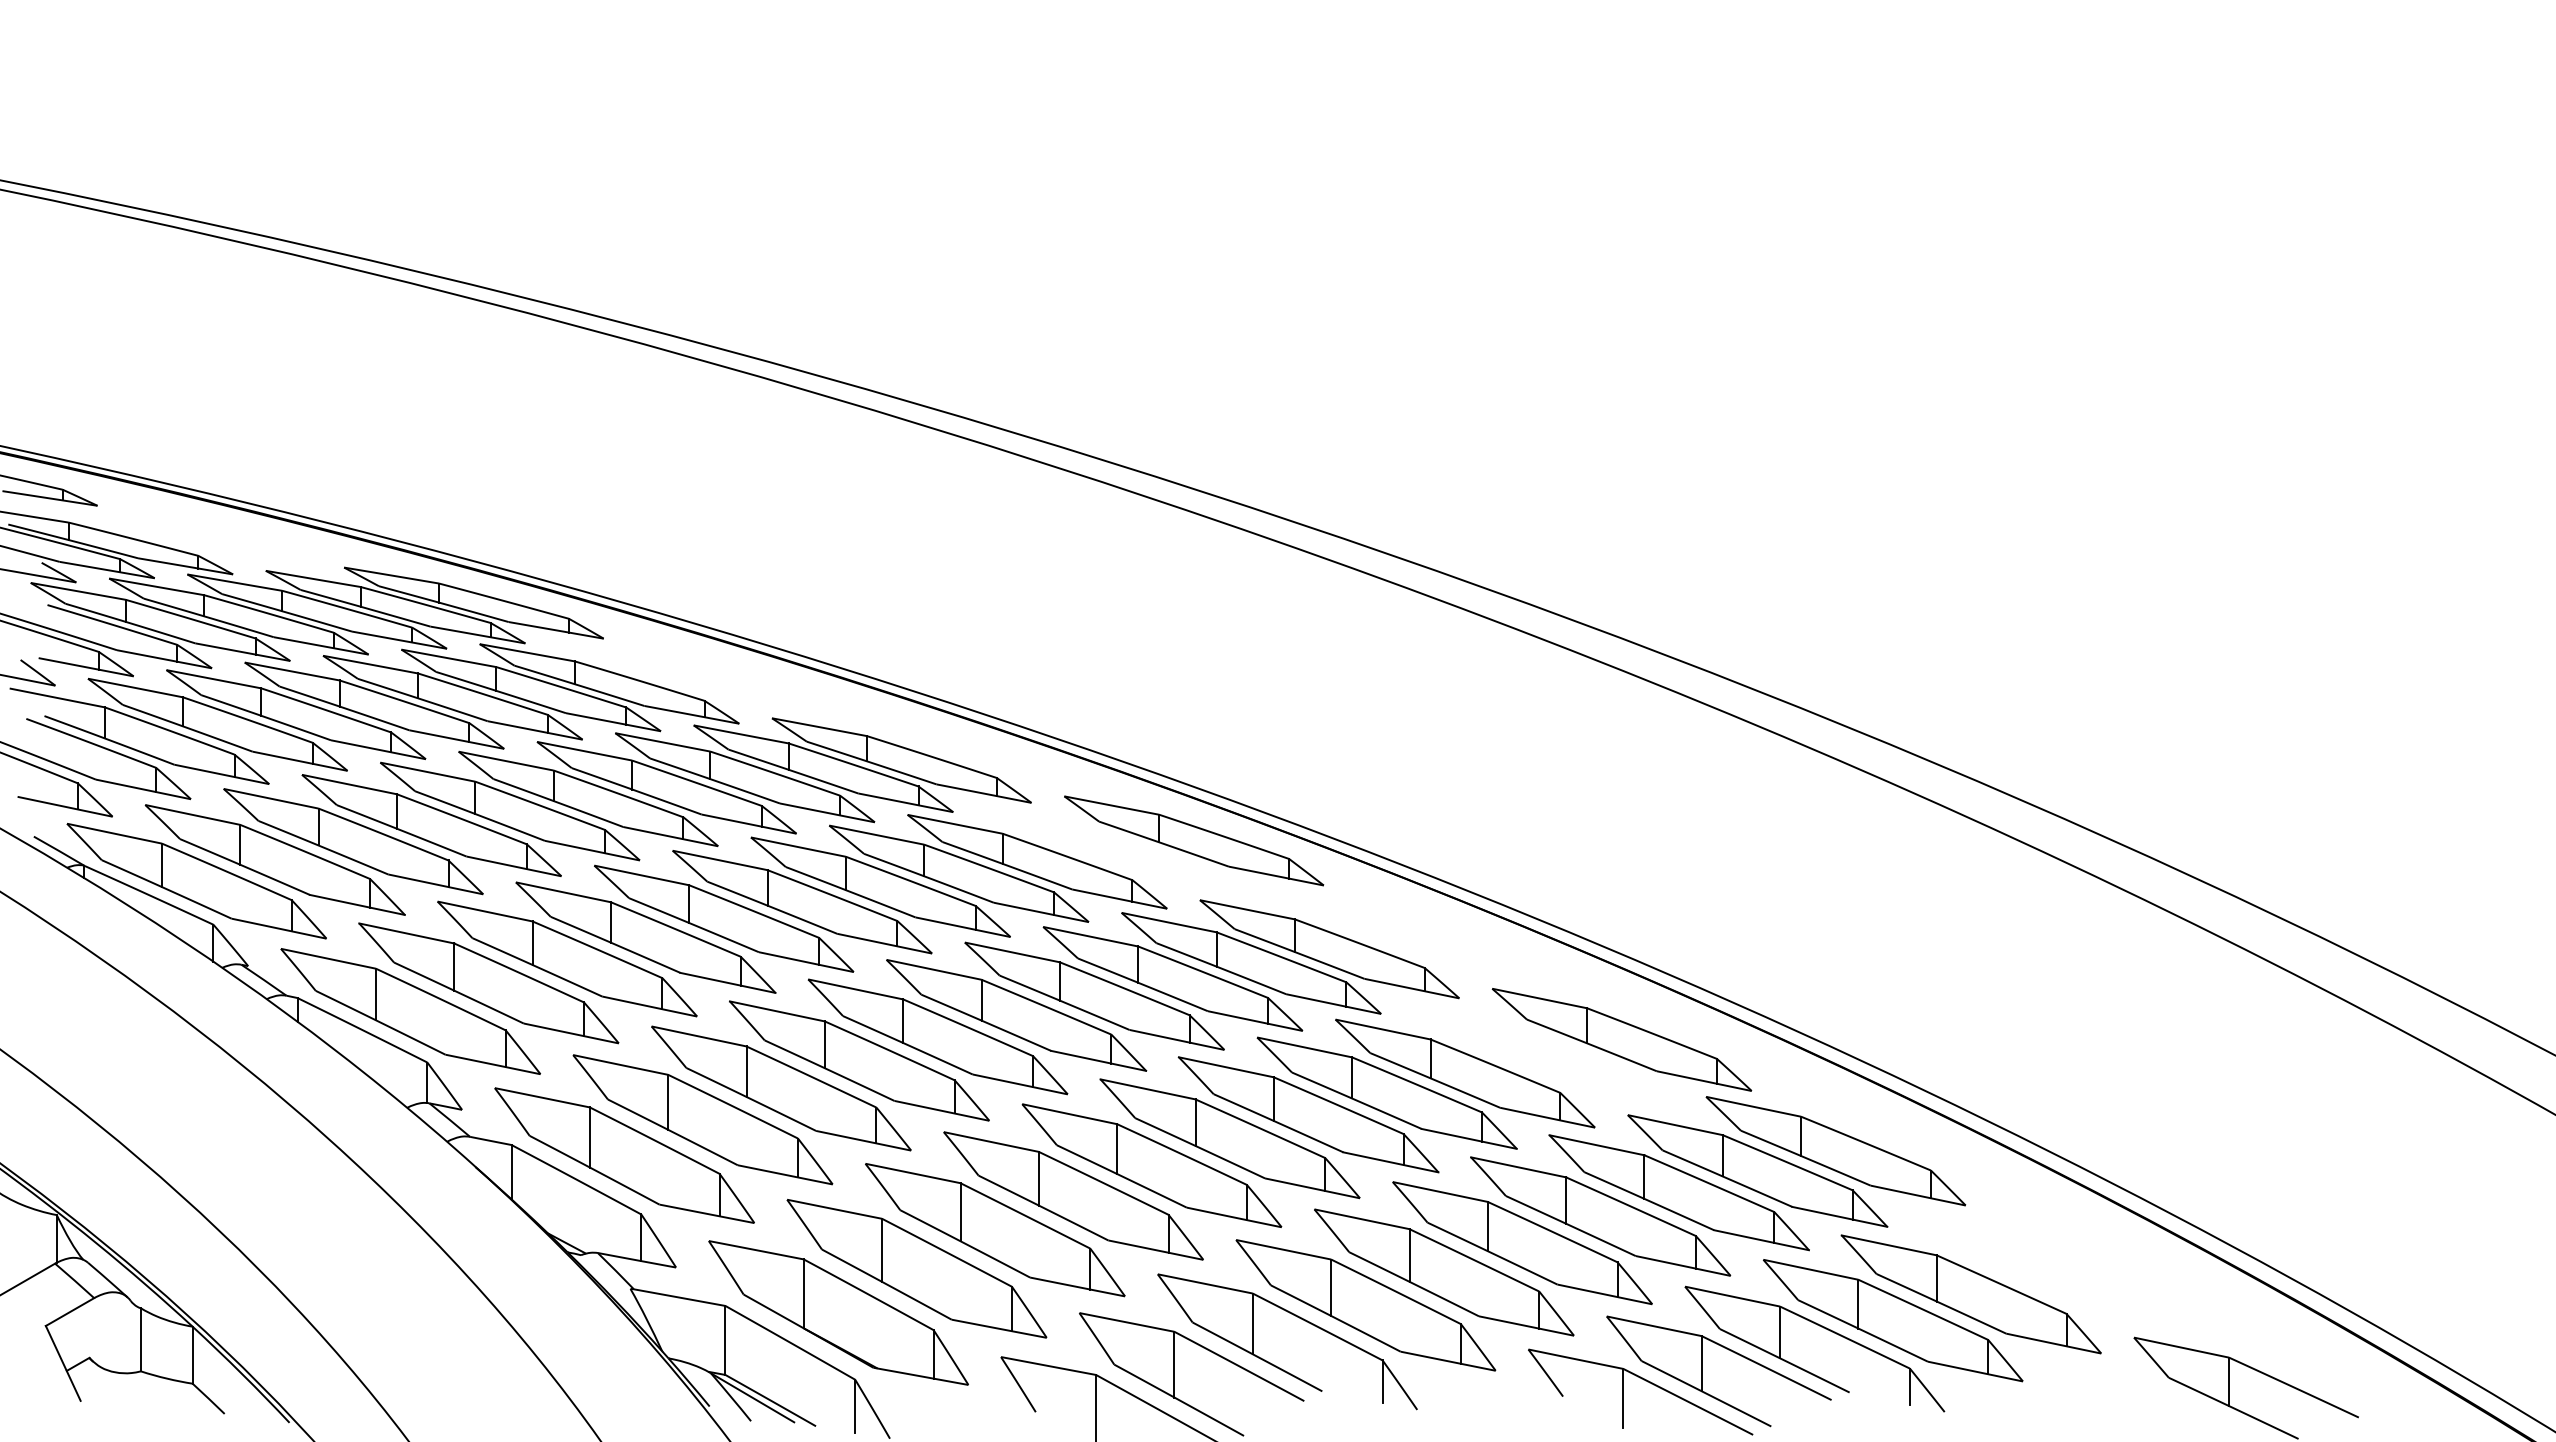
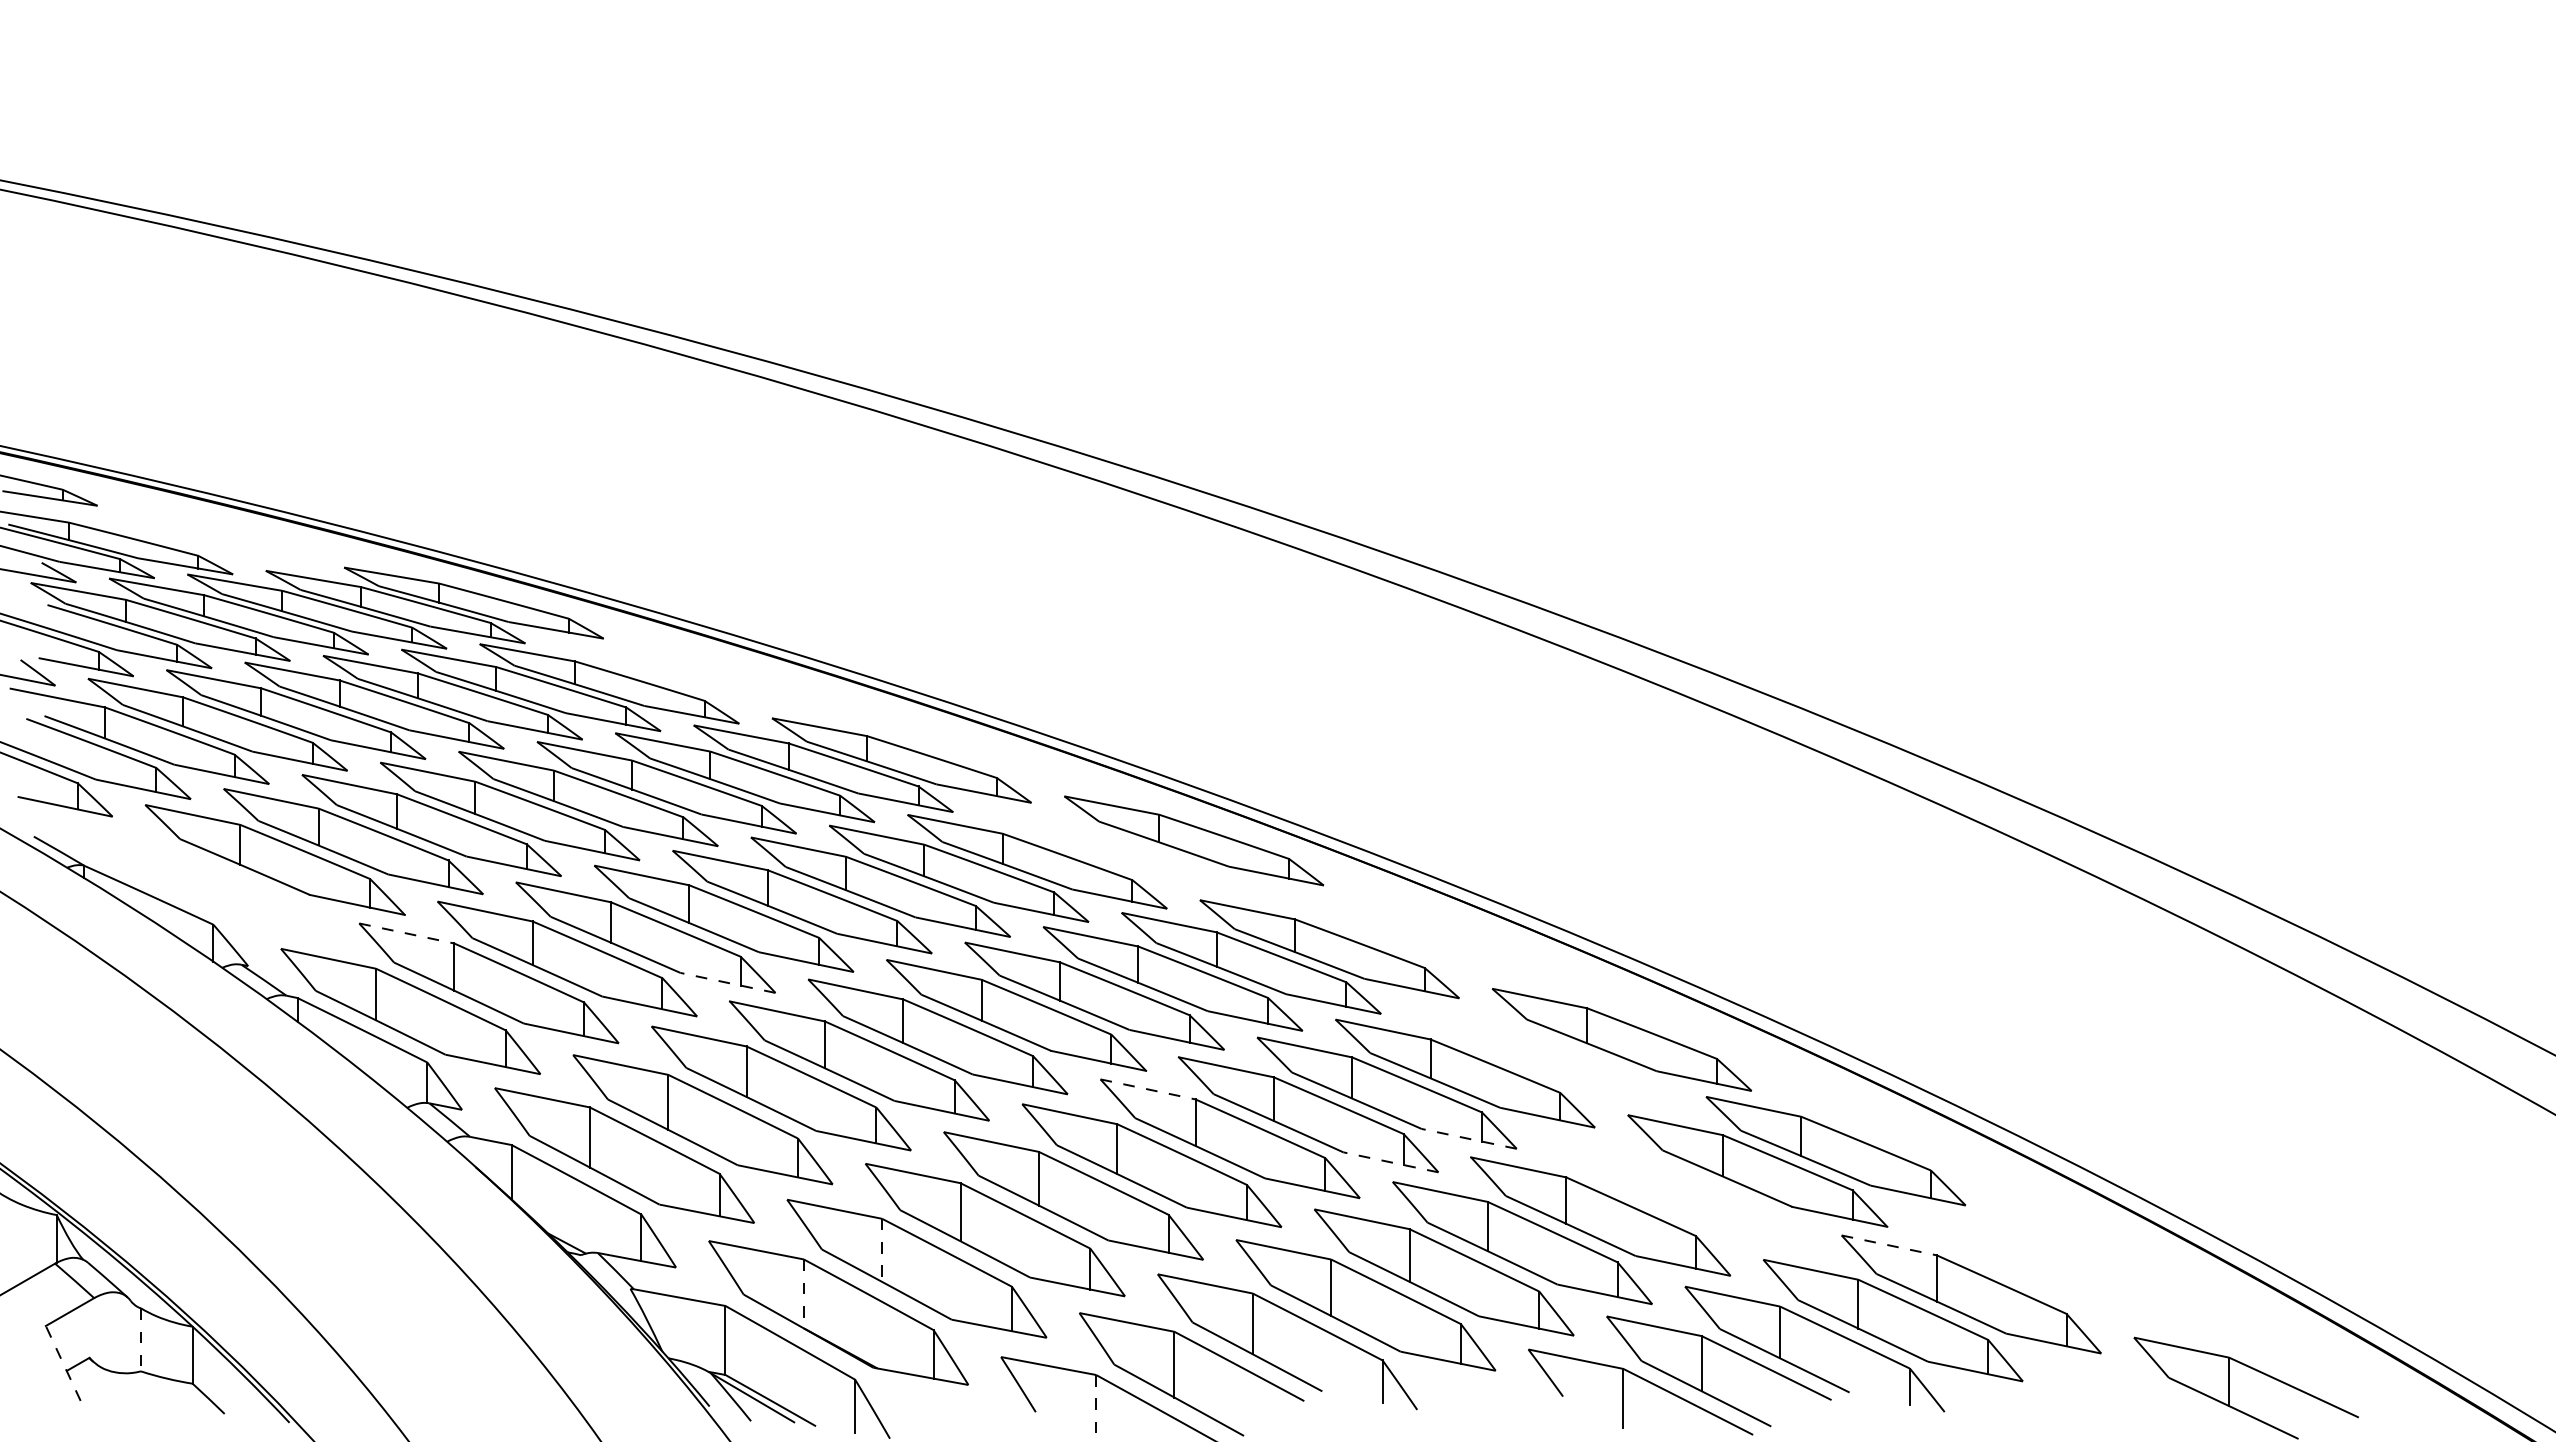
part: present -> none (196, 881)
line: solid -> dashed (406, 933)
line: solid -> dashed (727, 982)
line: solid -> dashed (1148, 1089)
line: solid -> dashed (1469, 1138)
line: solid -> dashed (1390, 1162)
part: present -> none (1678, 1192)
line: solid -> dashed (1889, 1245)
line: solid -> dashed (882, 1250)
line: solid -> dashed (803, 1293)
line: solid -> dashed (140, 1339)
line: solid -> dashed (63, 1363)
line: solid -> dashed (1096, 1408)
